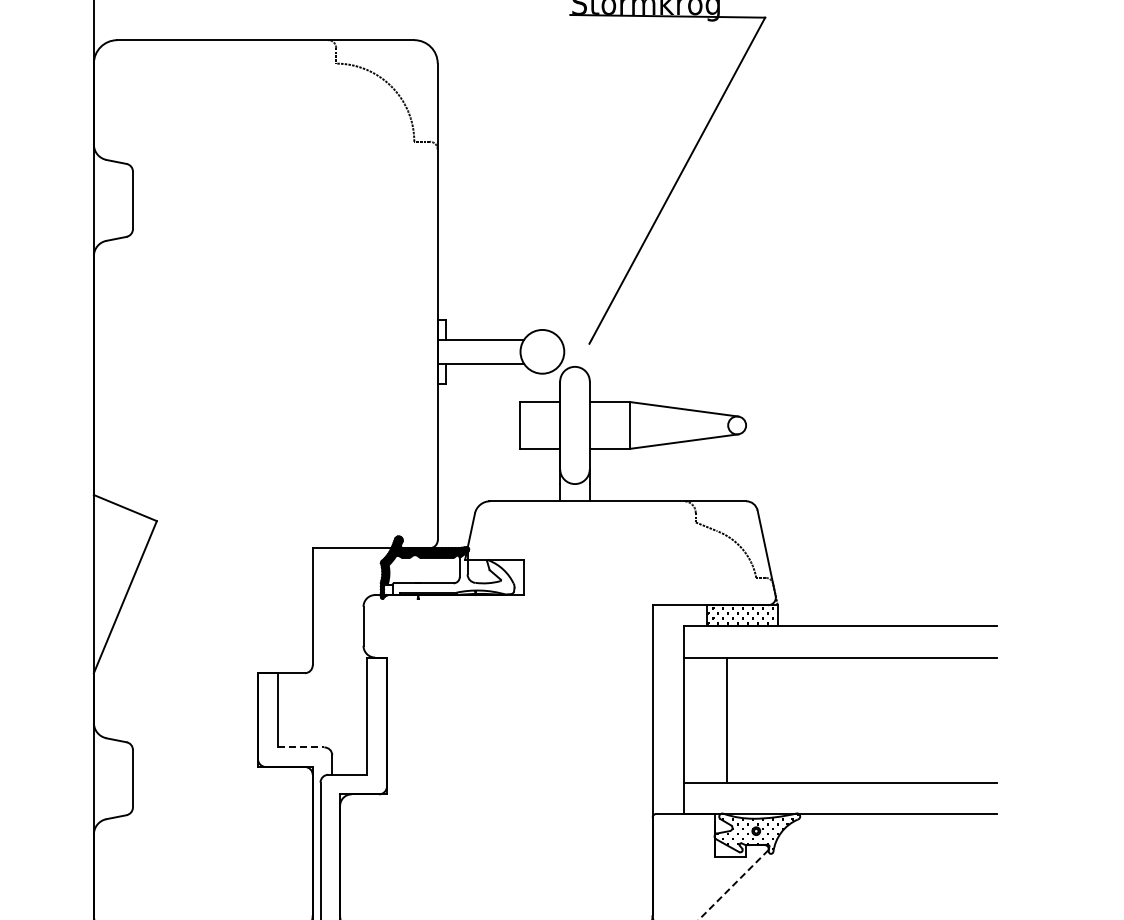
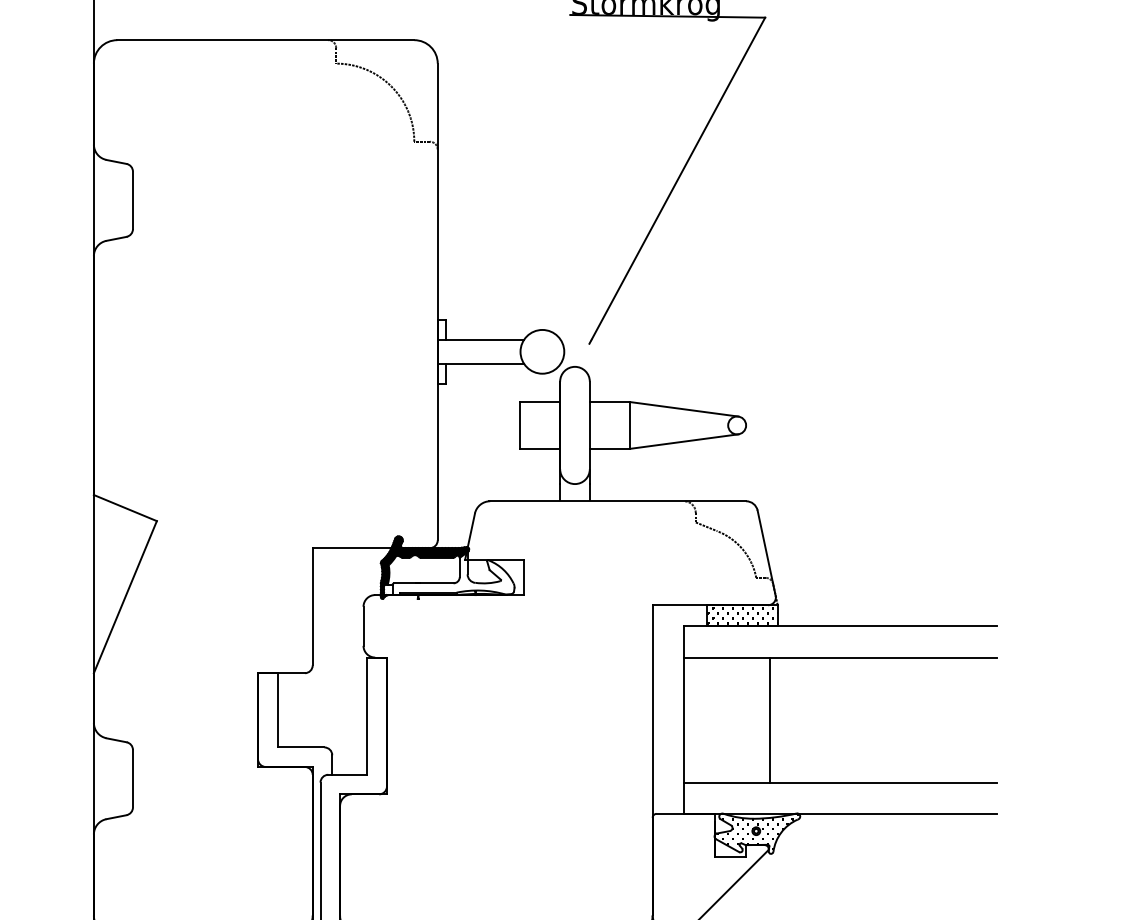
line position: (726, 719) -> (769, 719) (769, 719)
line: dashed -> solid (301, 747)
line: dashed -> solid (733, 885)
